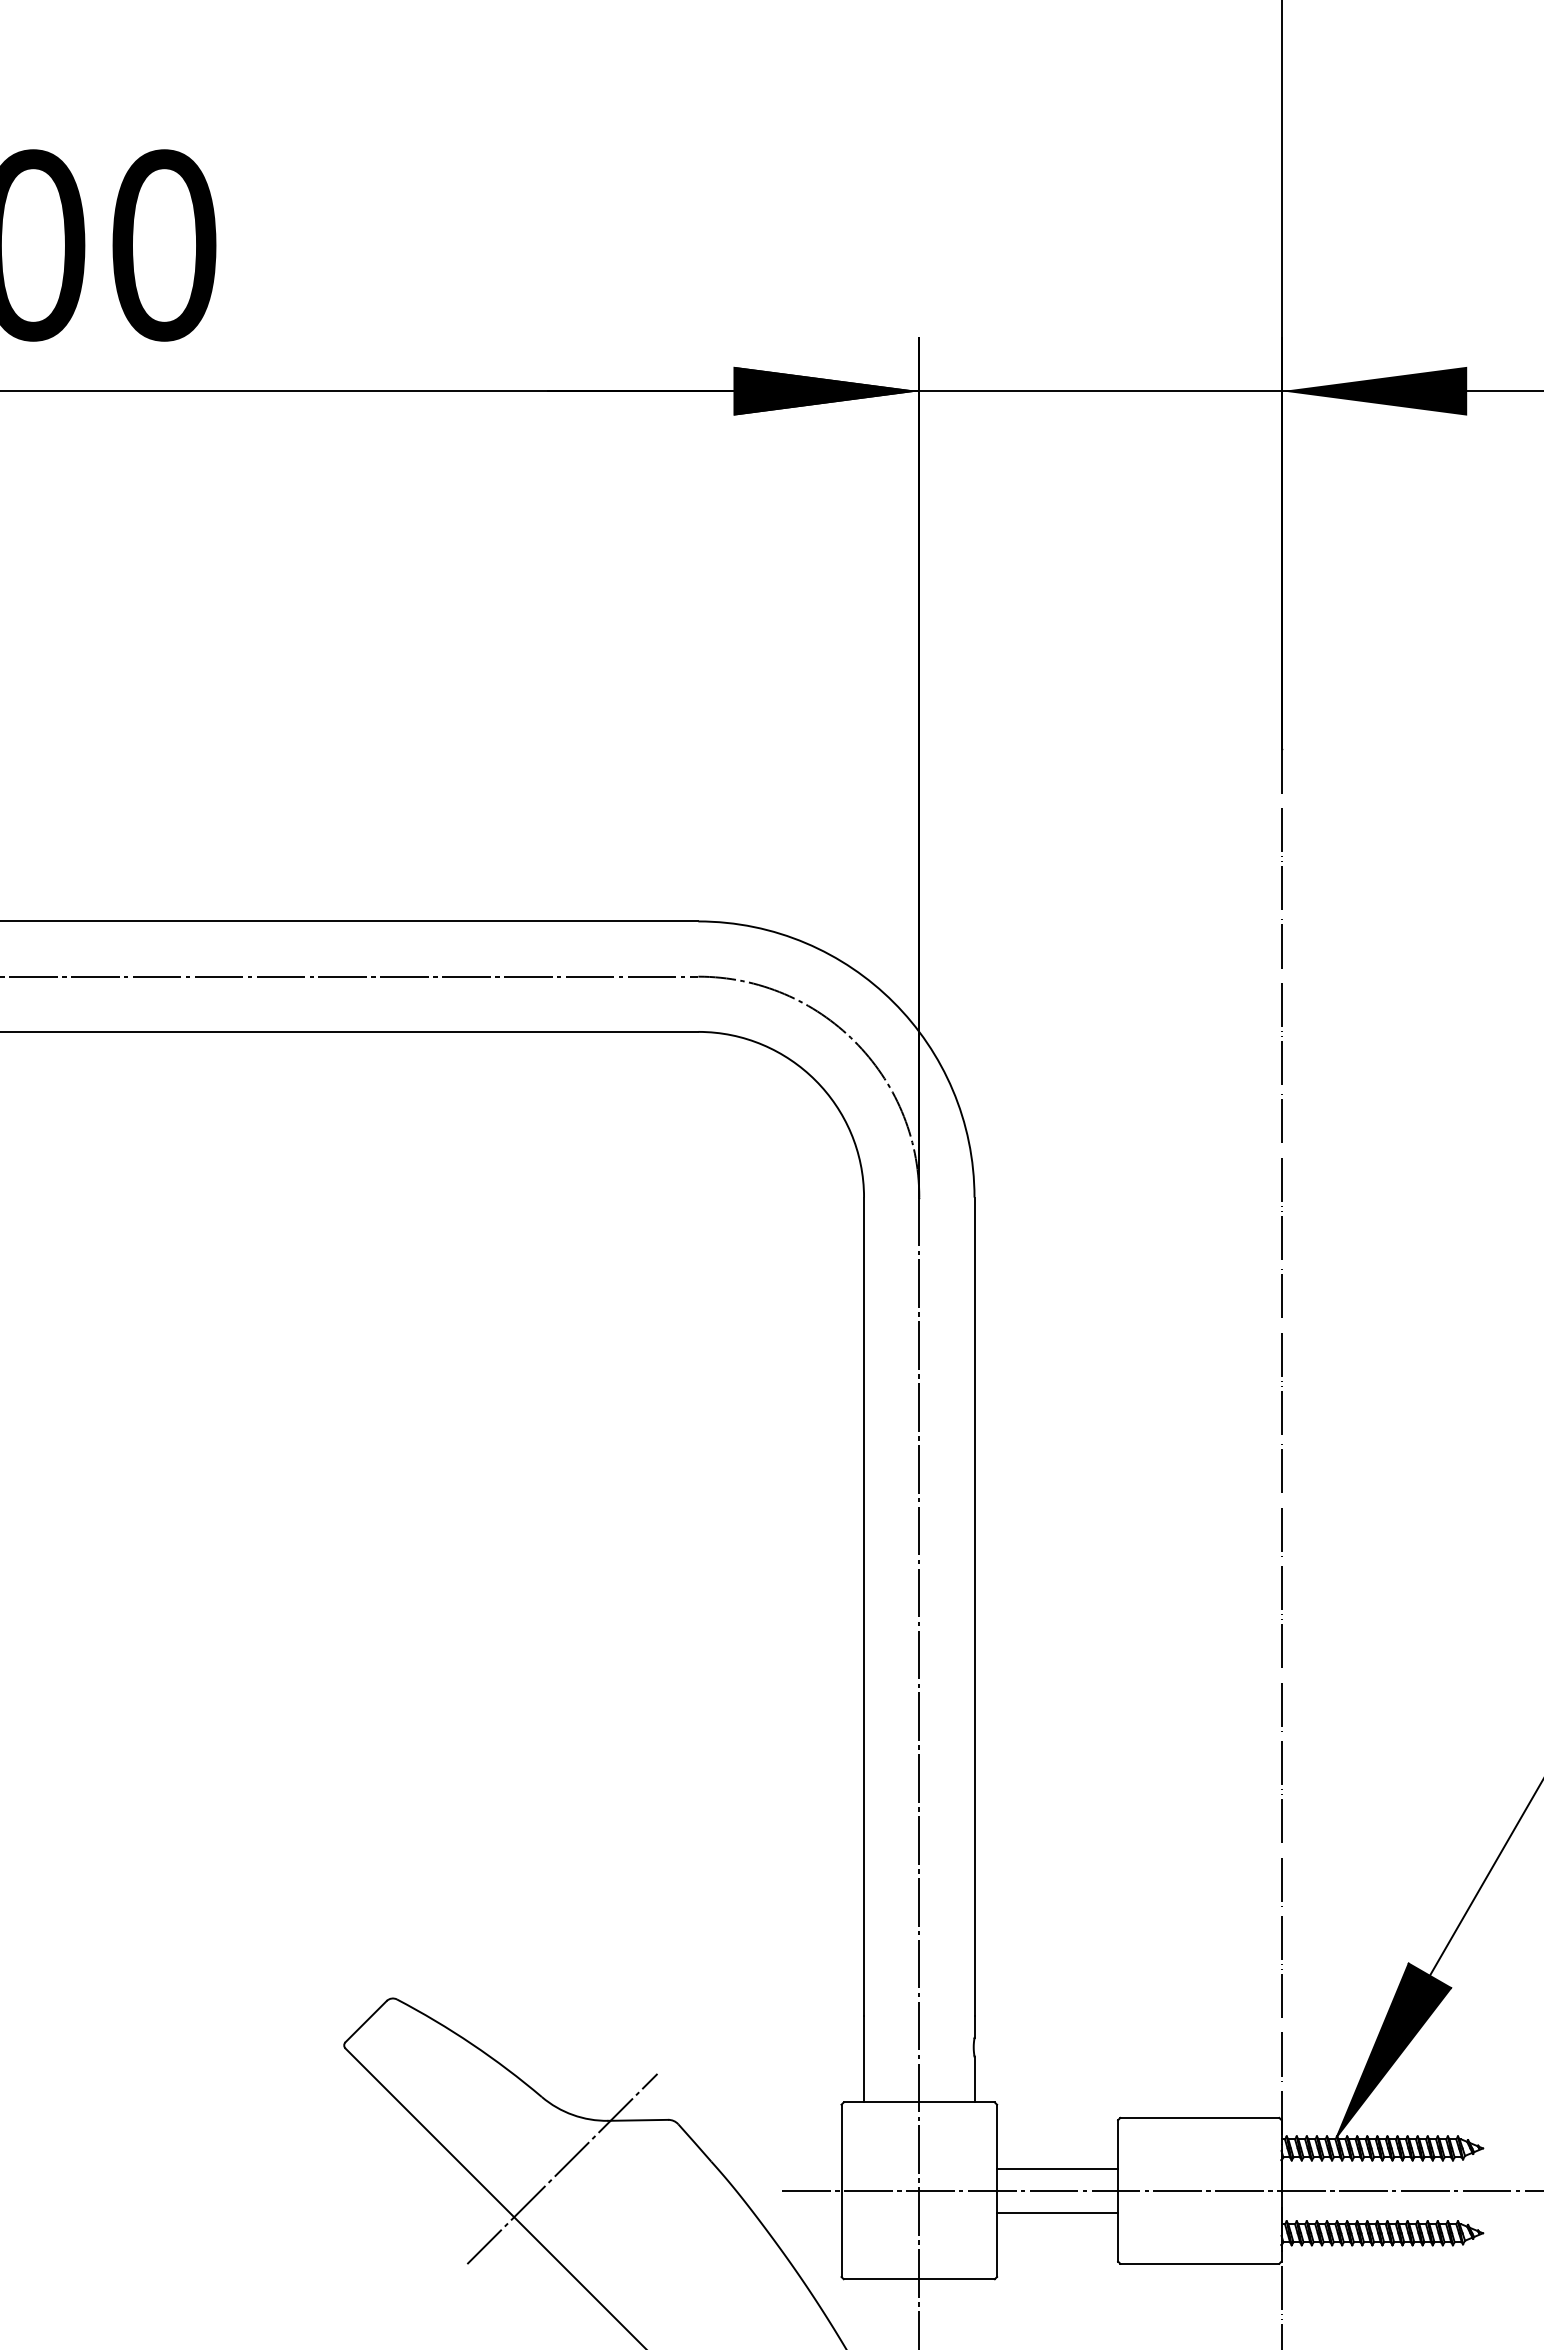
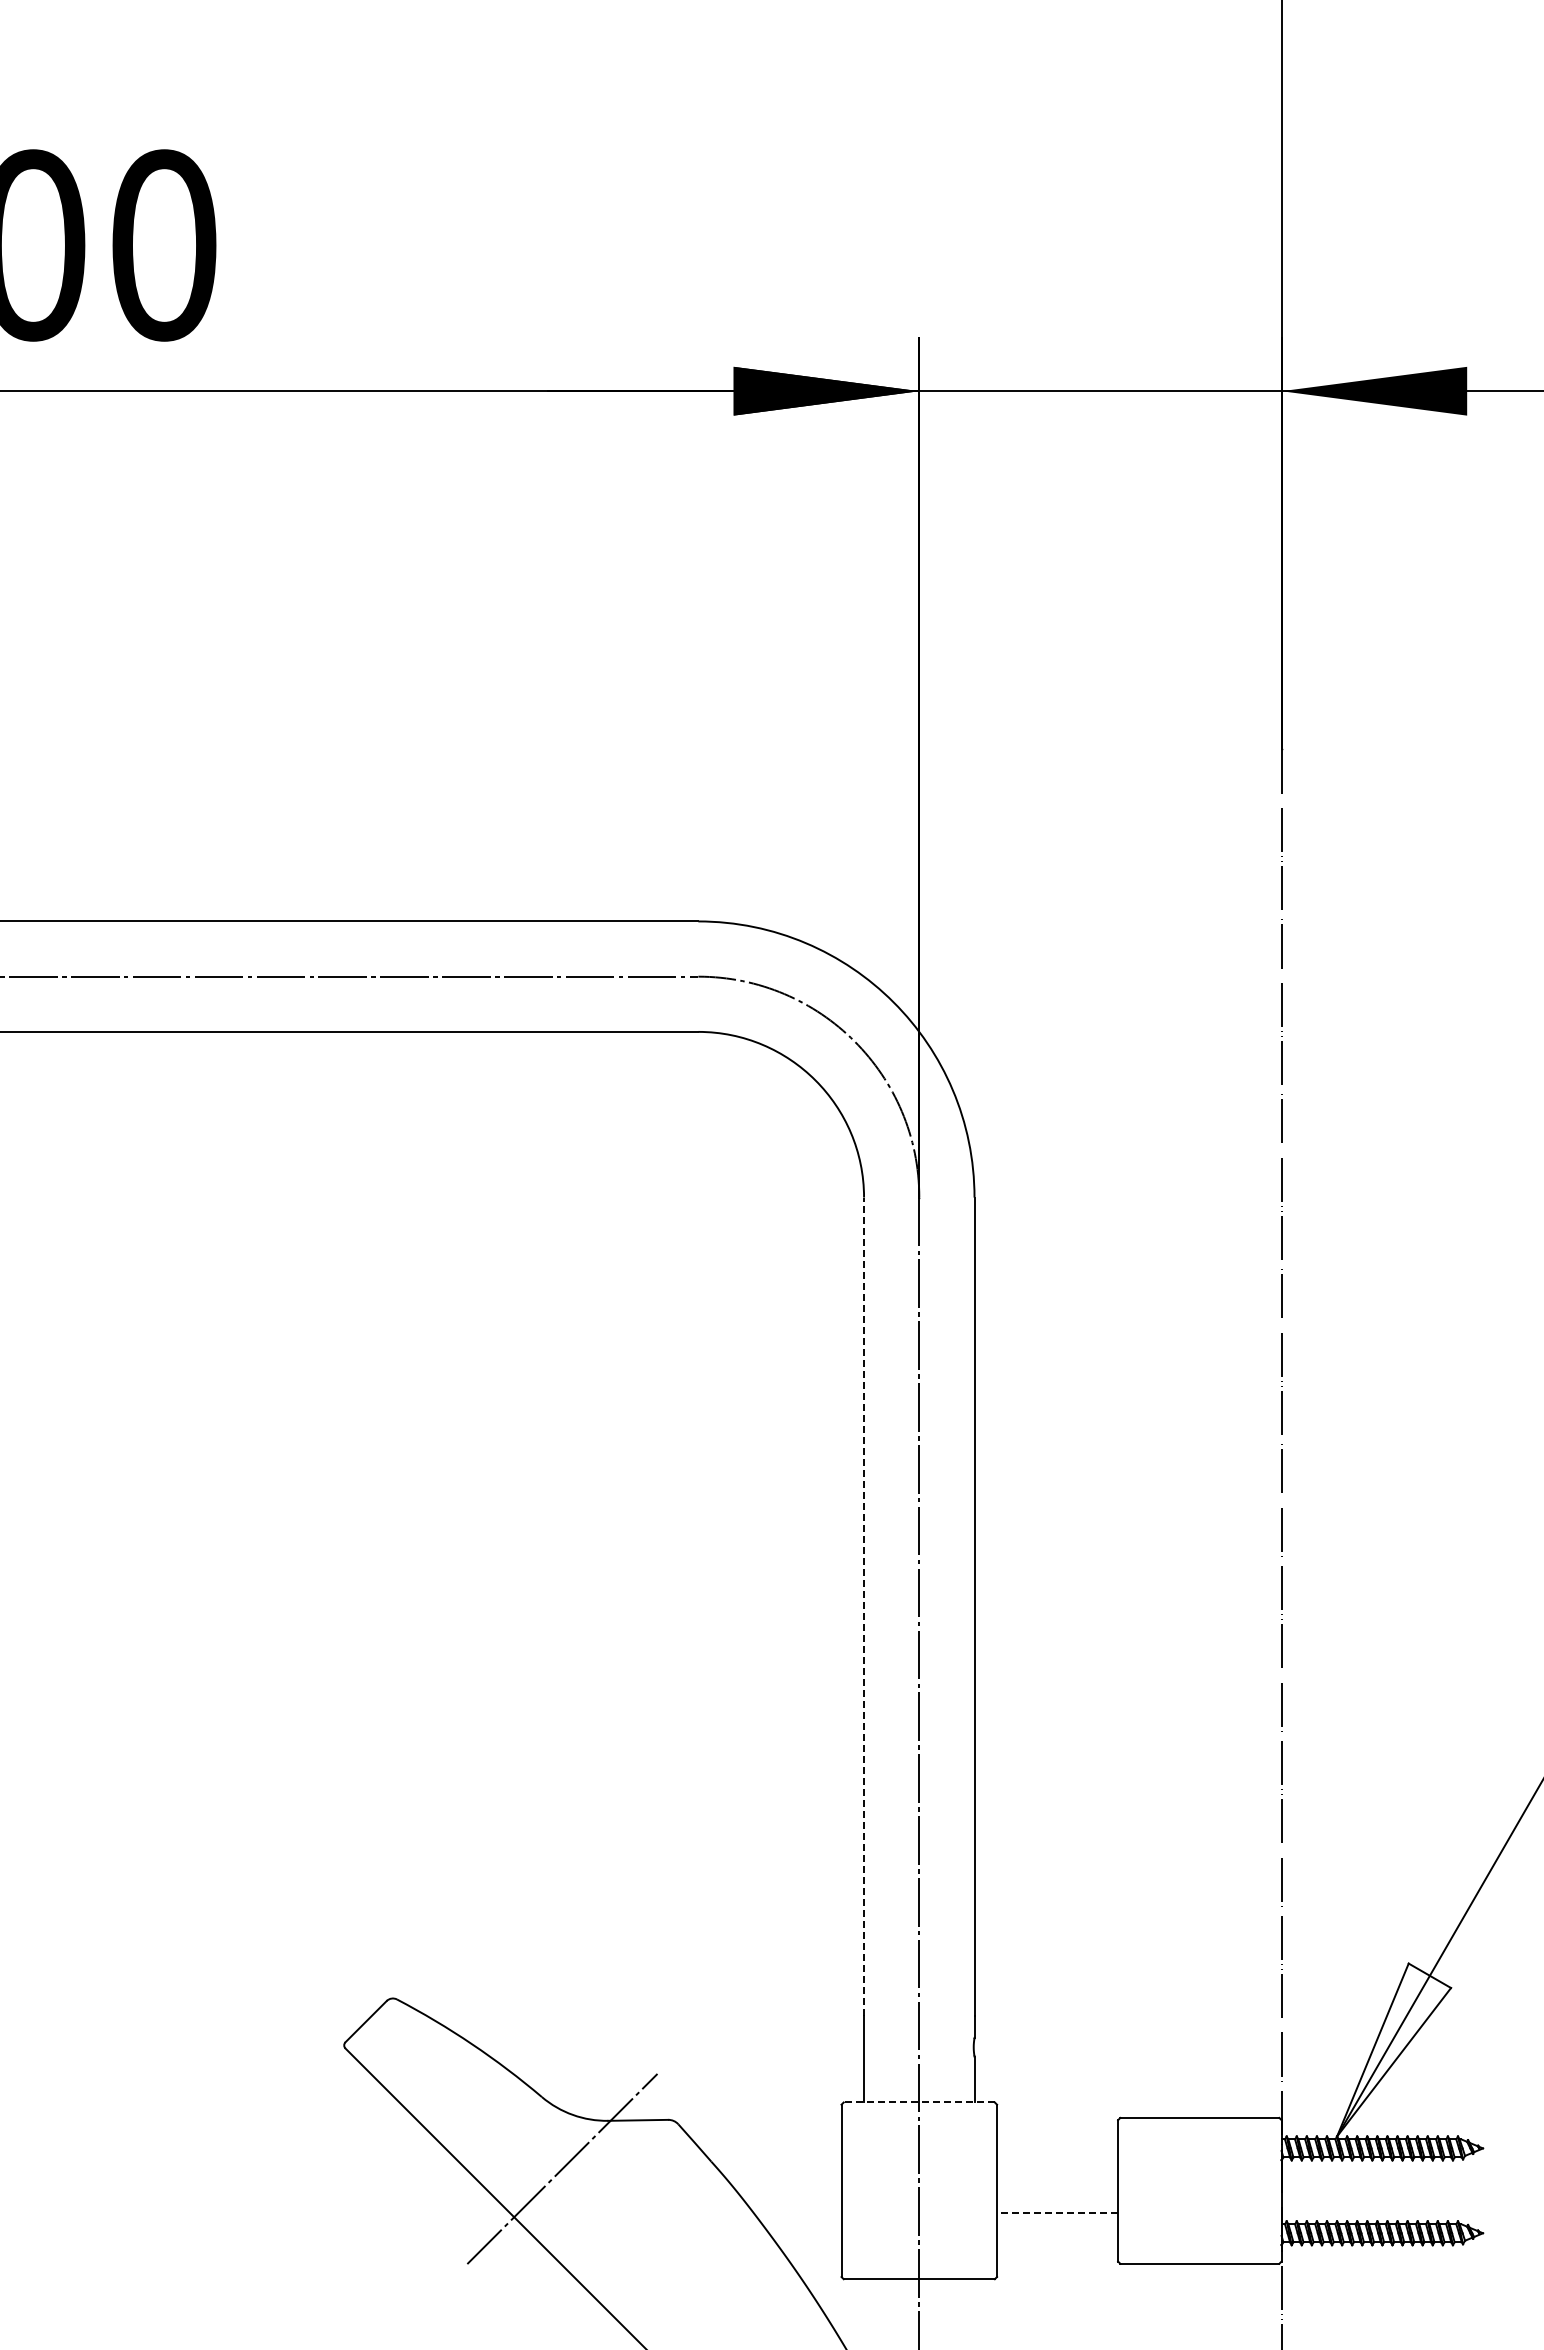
line: solid -> dashed (864, 1606)
fill: present -> none (1394, 2049)
line: solid -> dashed (919, 2102)
line: present -> none (1057, 2168)
line: present -> none (1161, 2190)
line: solid -> dashed (1057, 2212)
